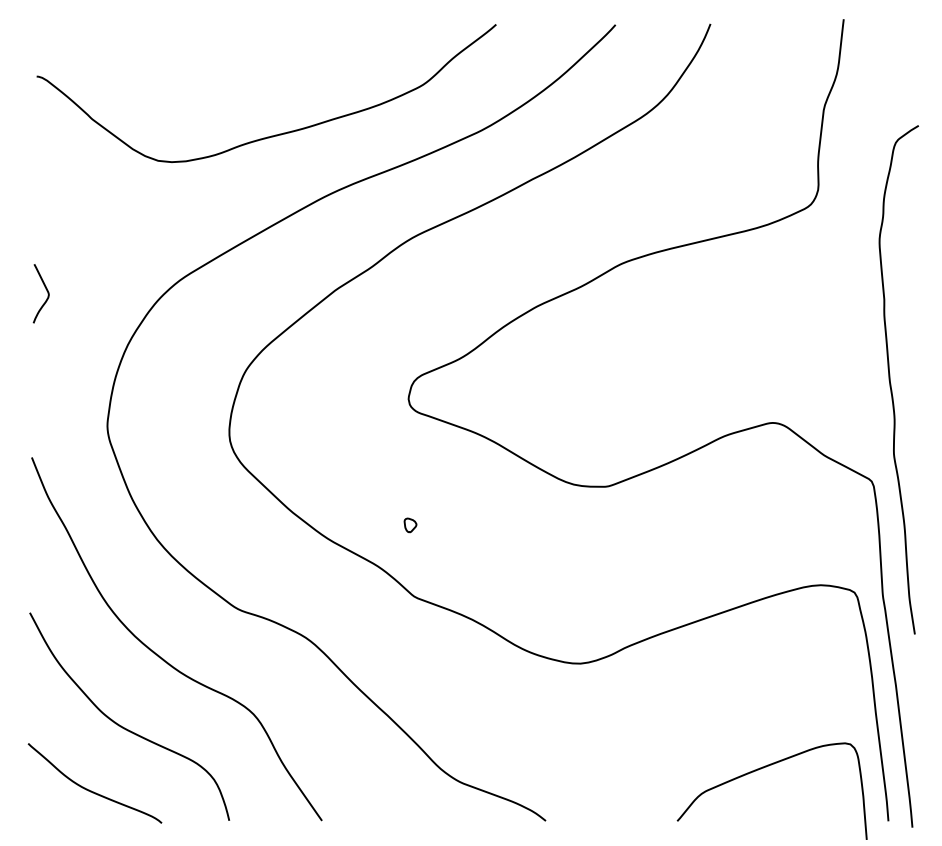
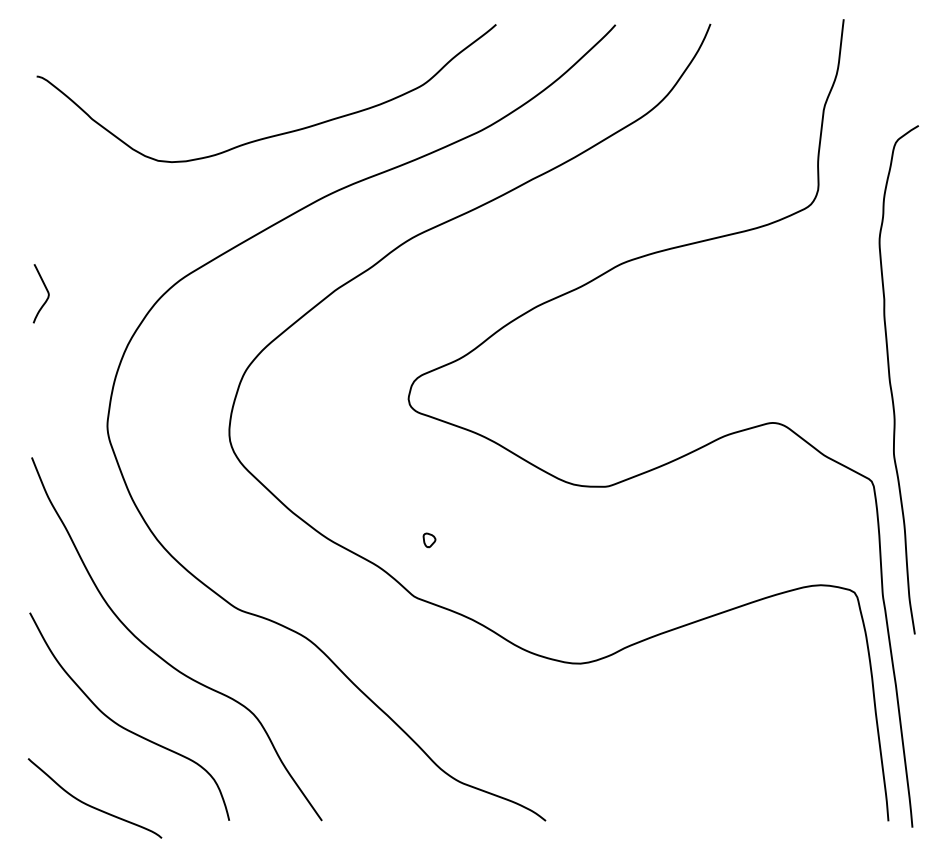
part position: (410, 525) -> (429, 540) (429, 540)
curve: present -> none (761, 769)
curve position: (91, 790) -> (91, 805) (91, 805)
